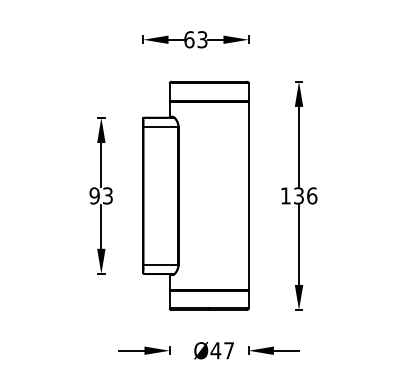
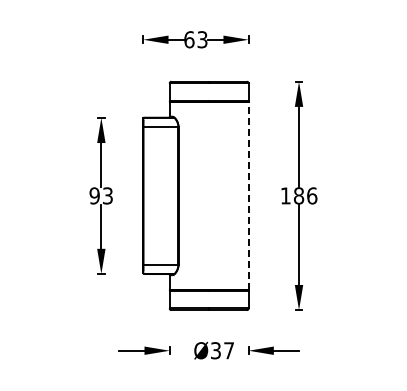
line: solid -> dashed (248, 195)
text: 136 -> 186 (298, 195)
text: Ø47 -> Ø37 (215, 350)
